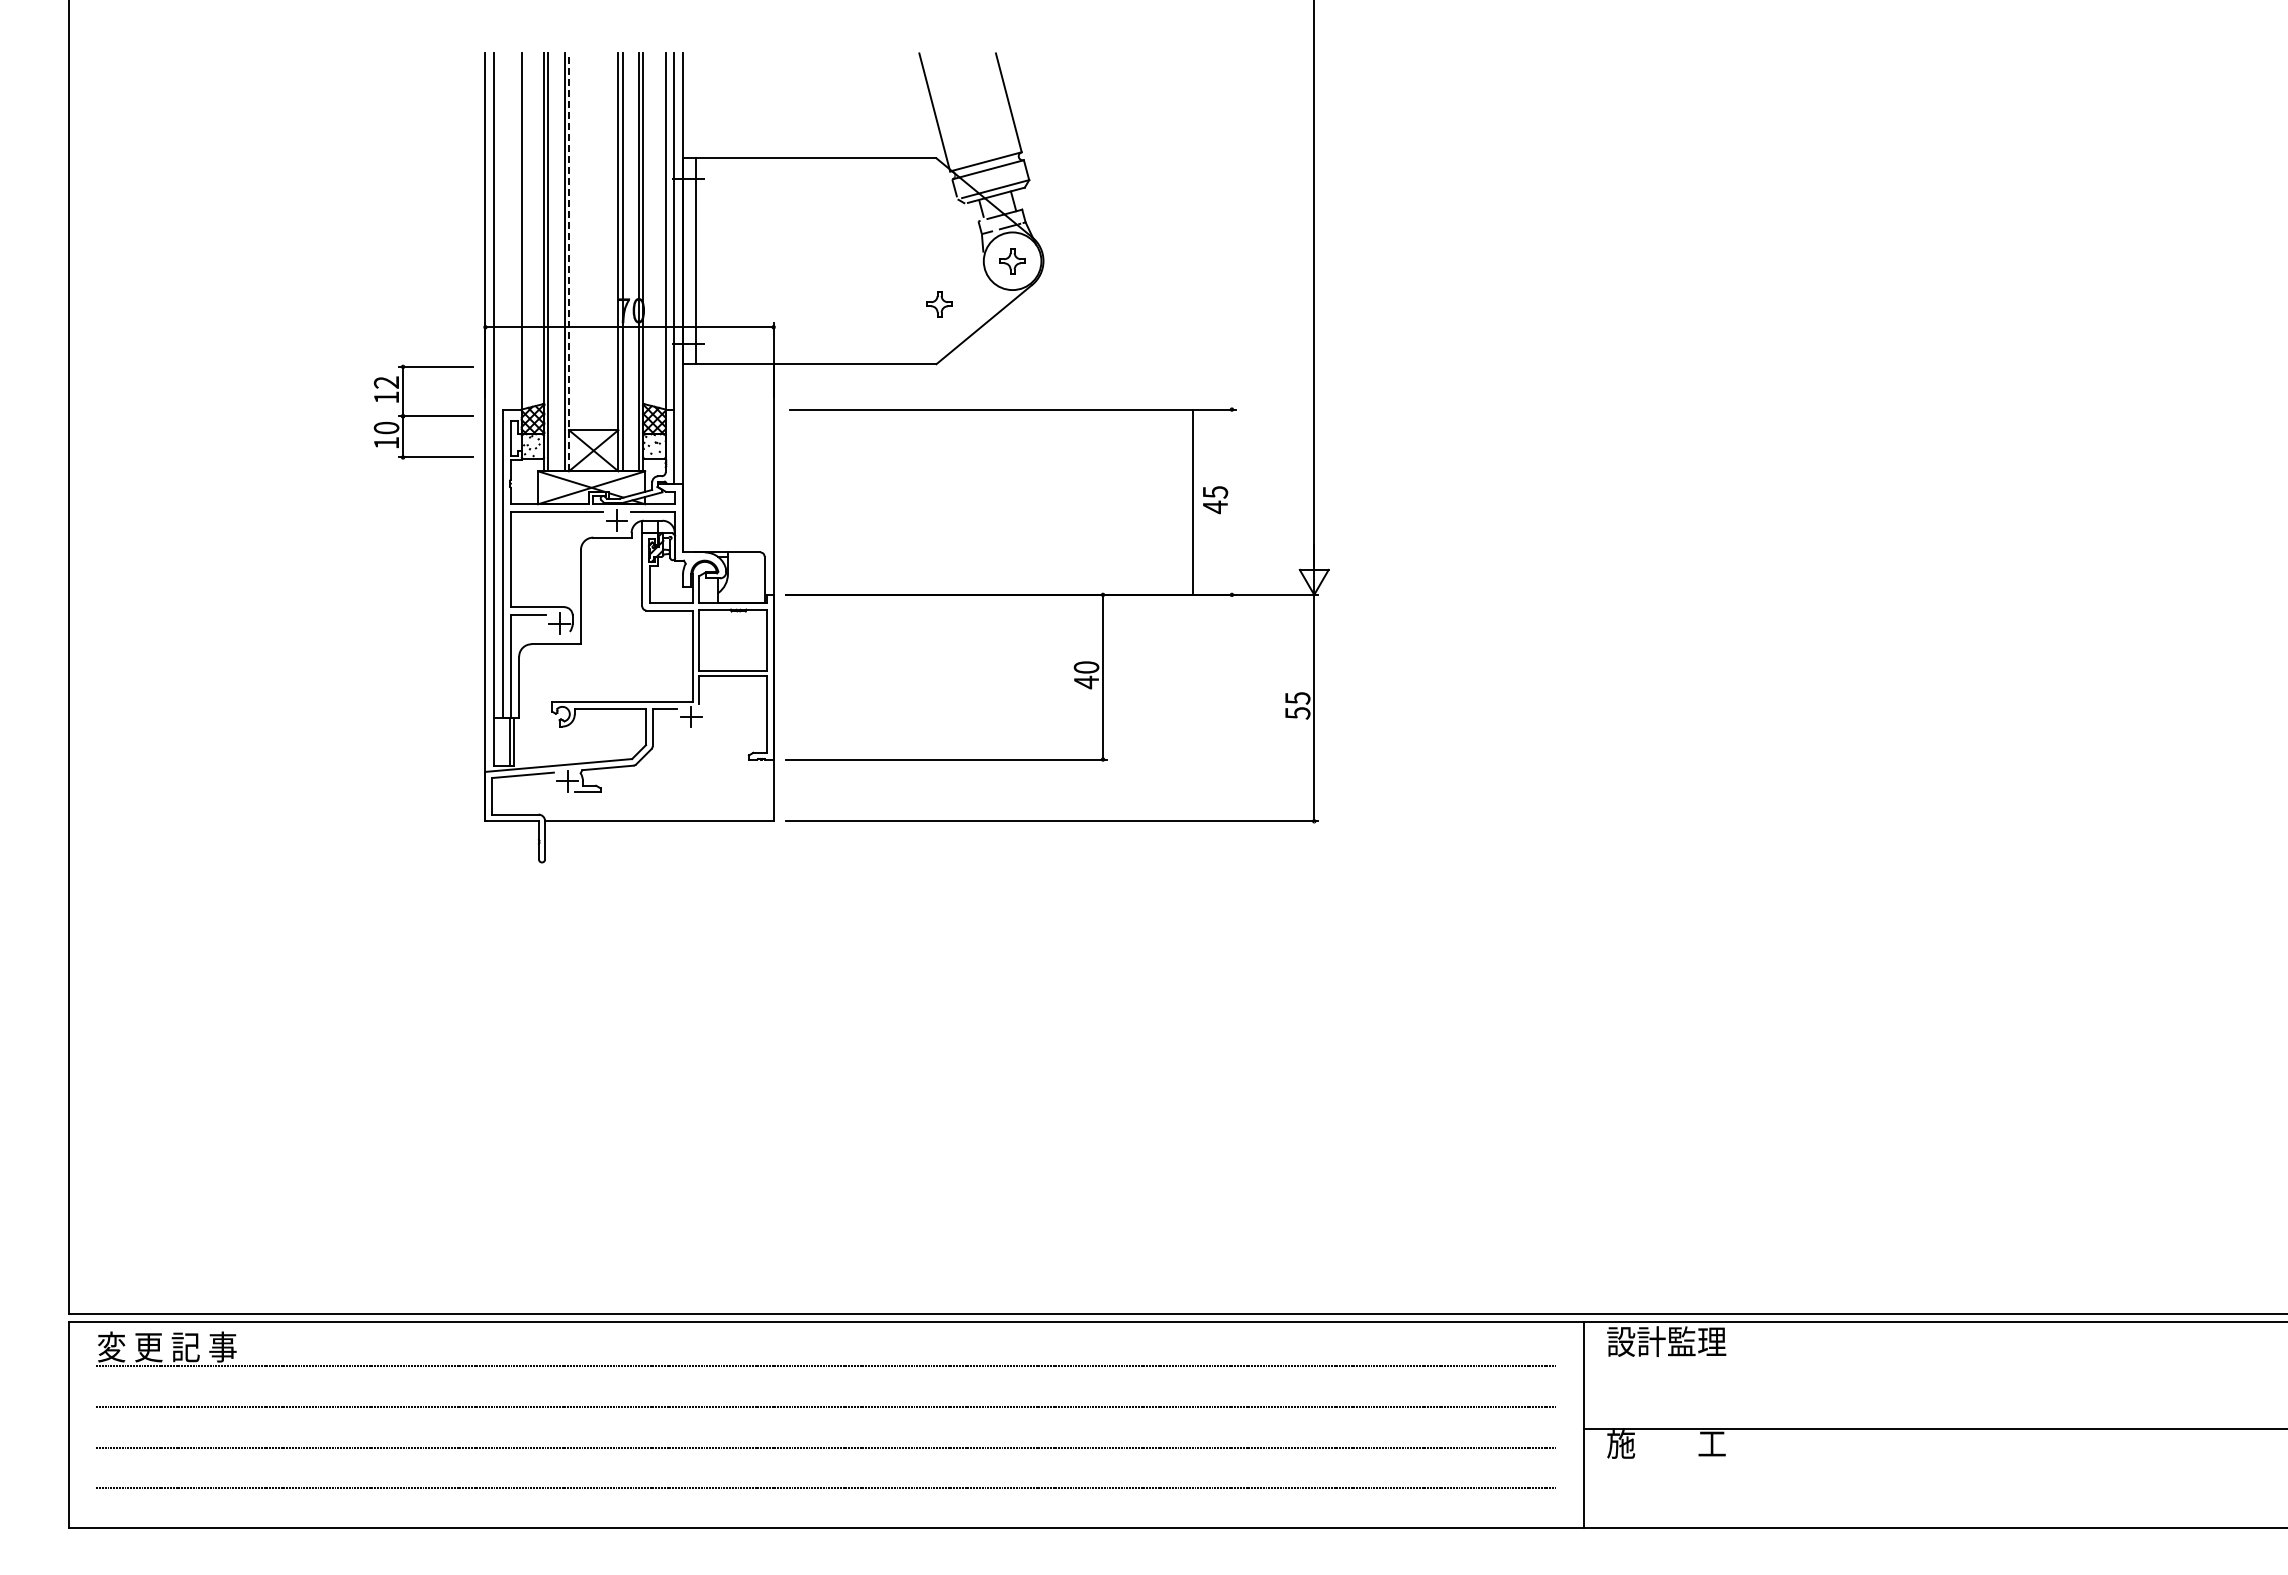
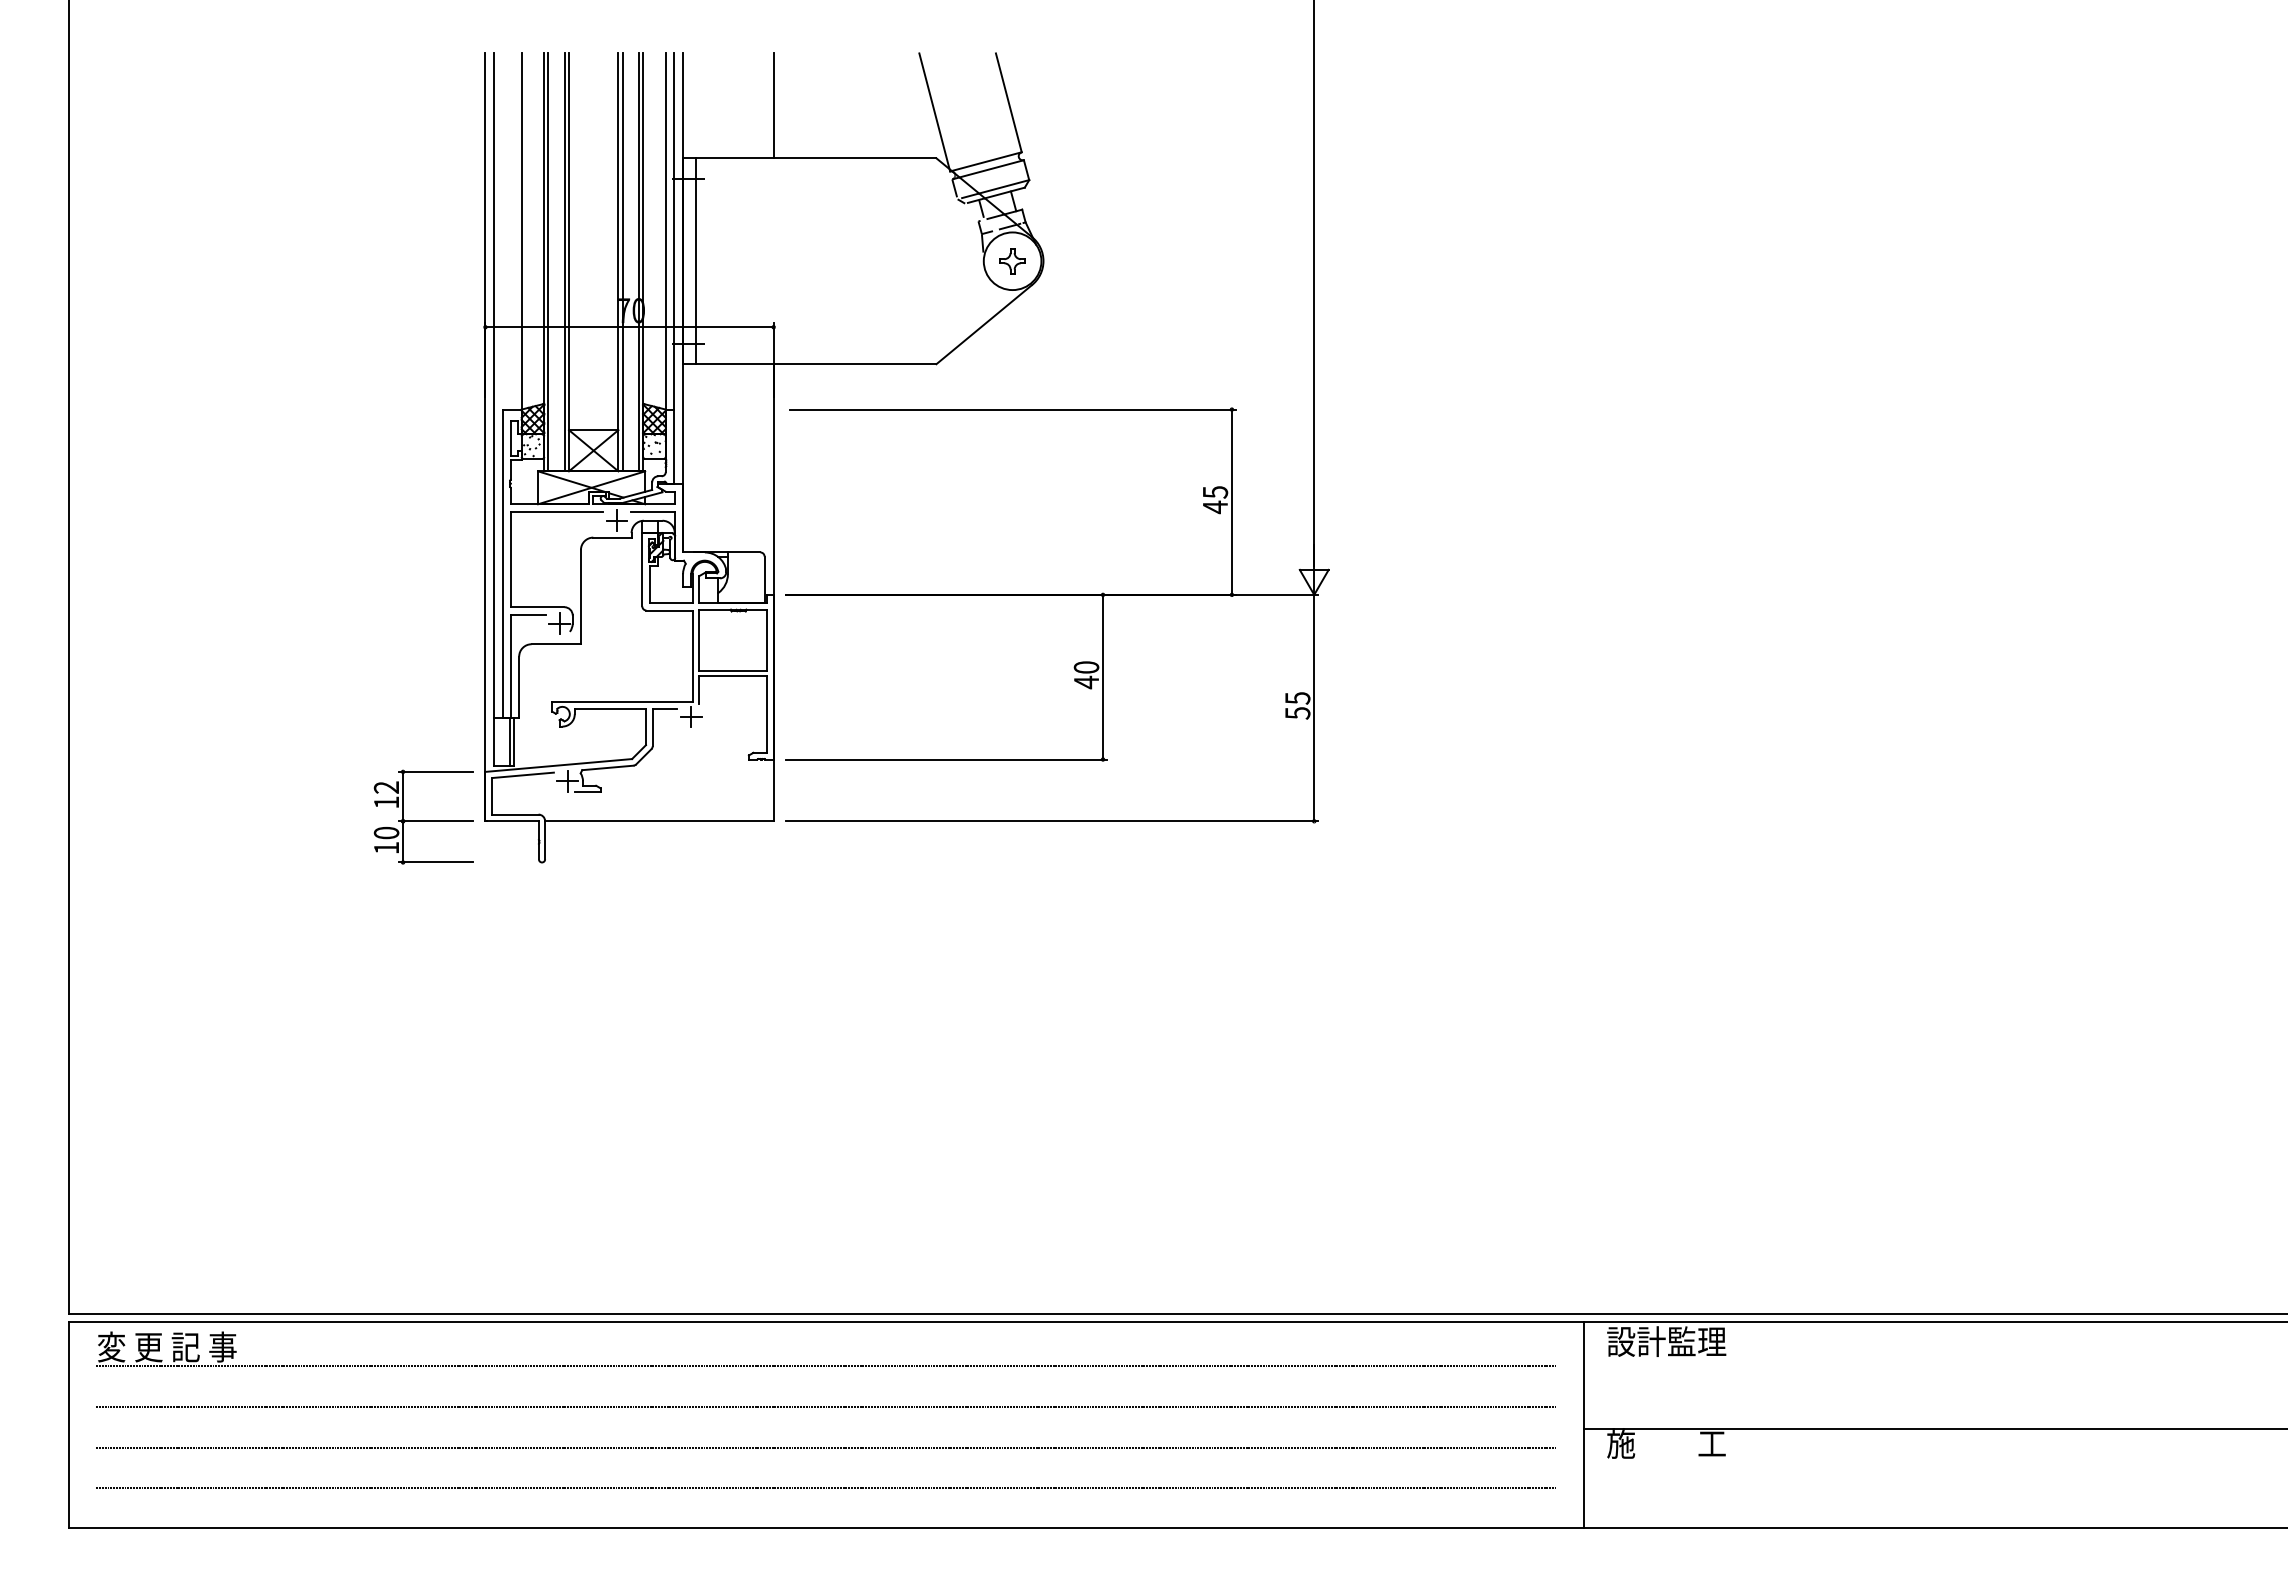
line: none -> present (773, 105)
line: dashed -> solid (569, 262)
part: present -> none (939, 304)
part position: (423, 411) -> (423, 816) (423, 816)
line position: (1192, 501) -> (1231, 501) (1231, 501)
